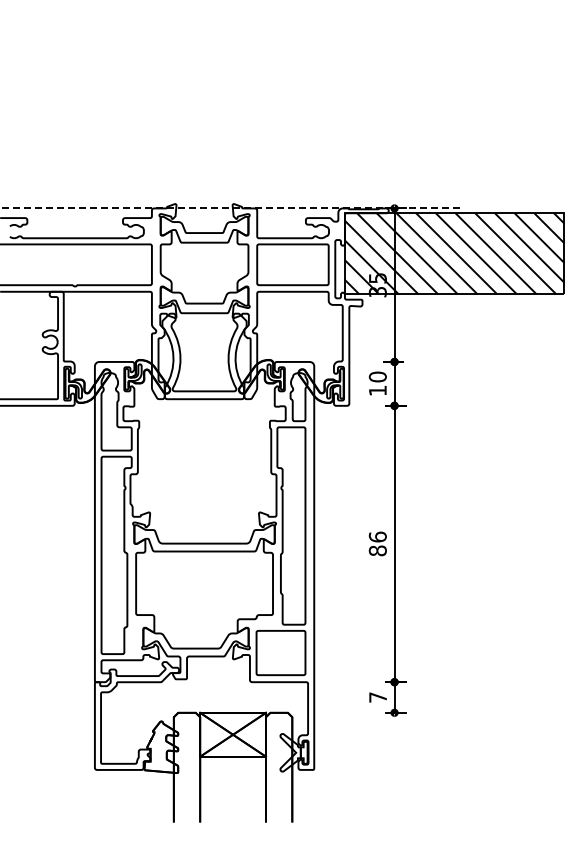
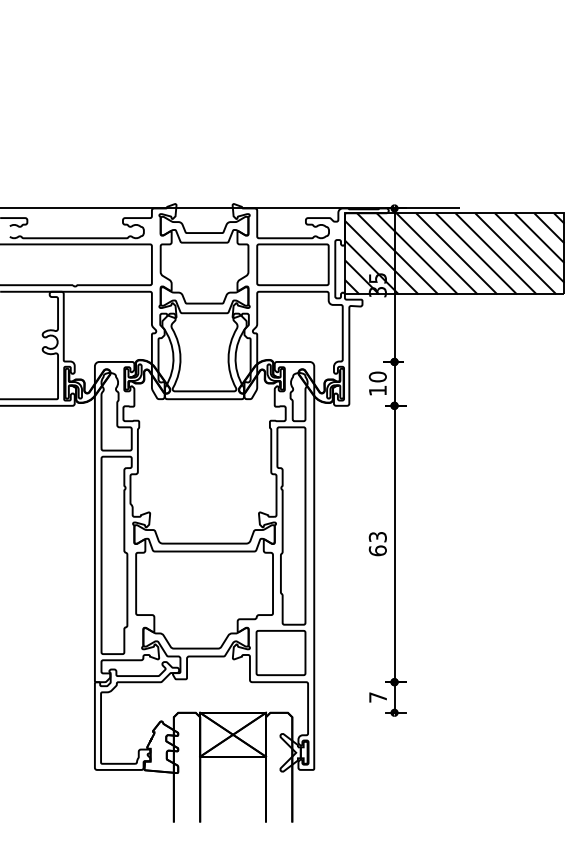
line: dashed -> solid (229, 208)
text: 86 -> 63 (377, 543)
